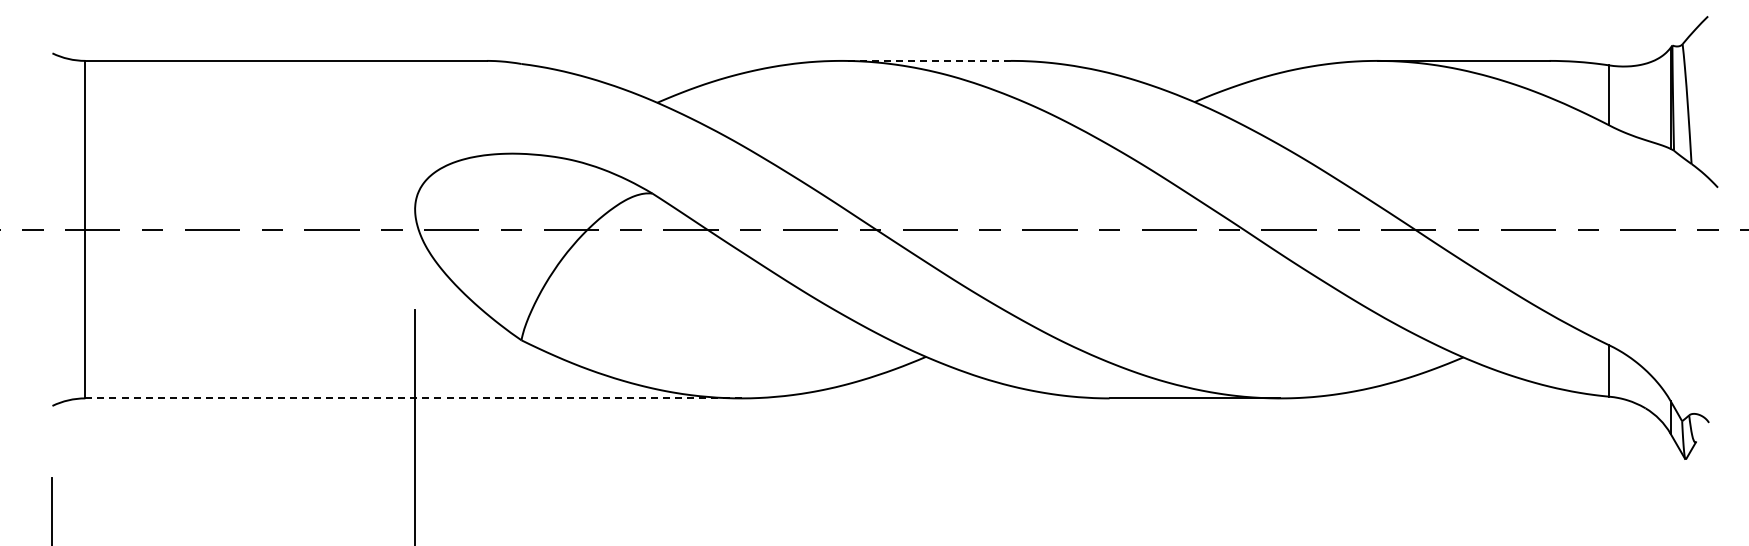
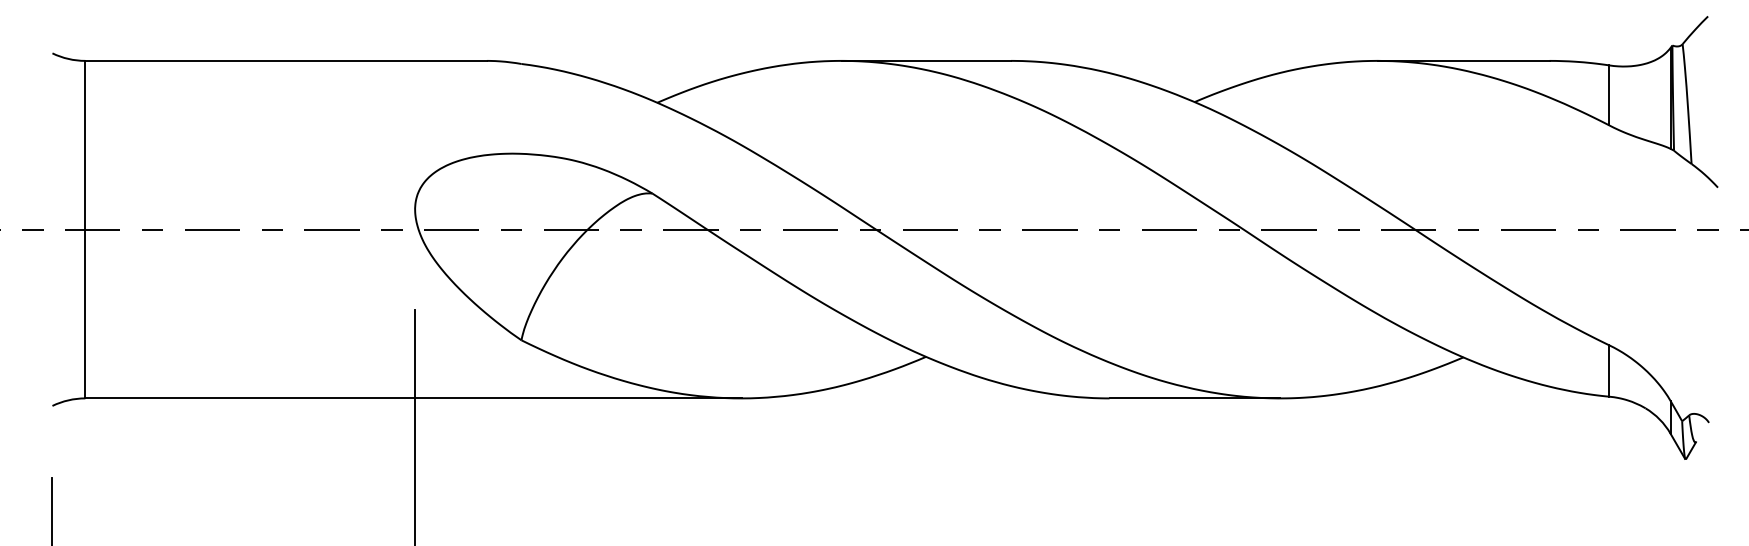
line: dashed -> solid (926, 60)
line: dashed -> solid (414, 398)
